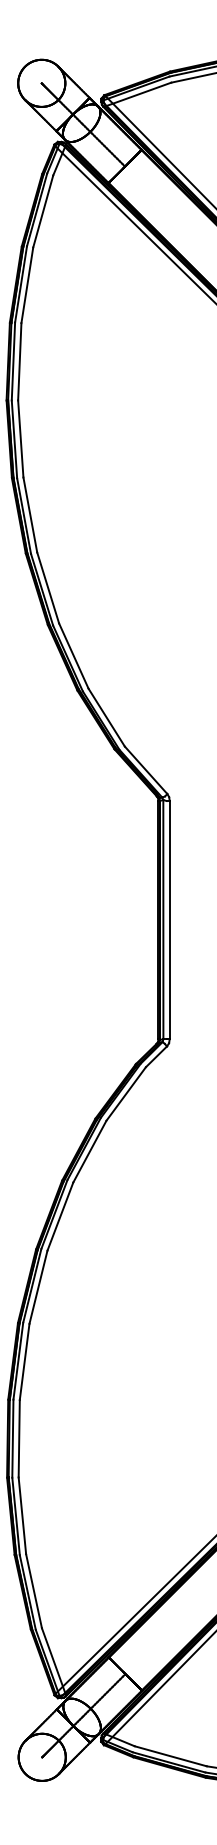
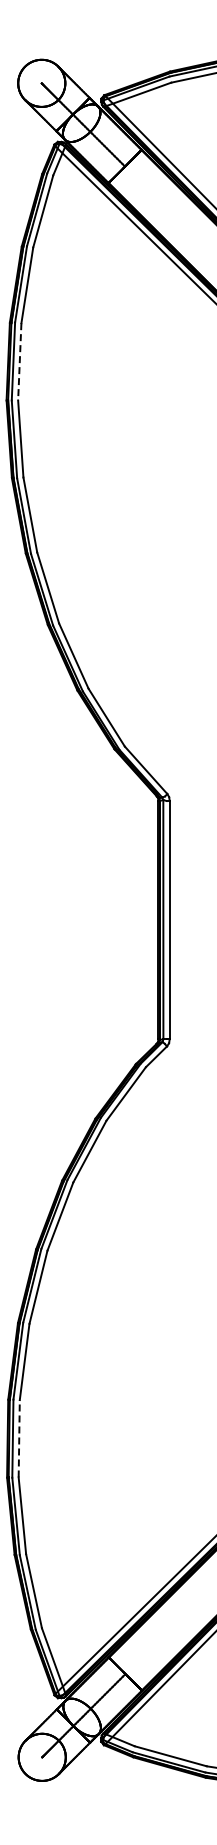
line: solid -> dashed (19, 361)
line: solid -> dashed (19, 1438)
